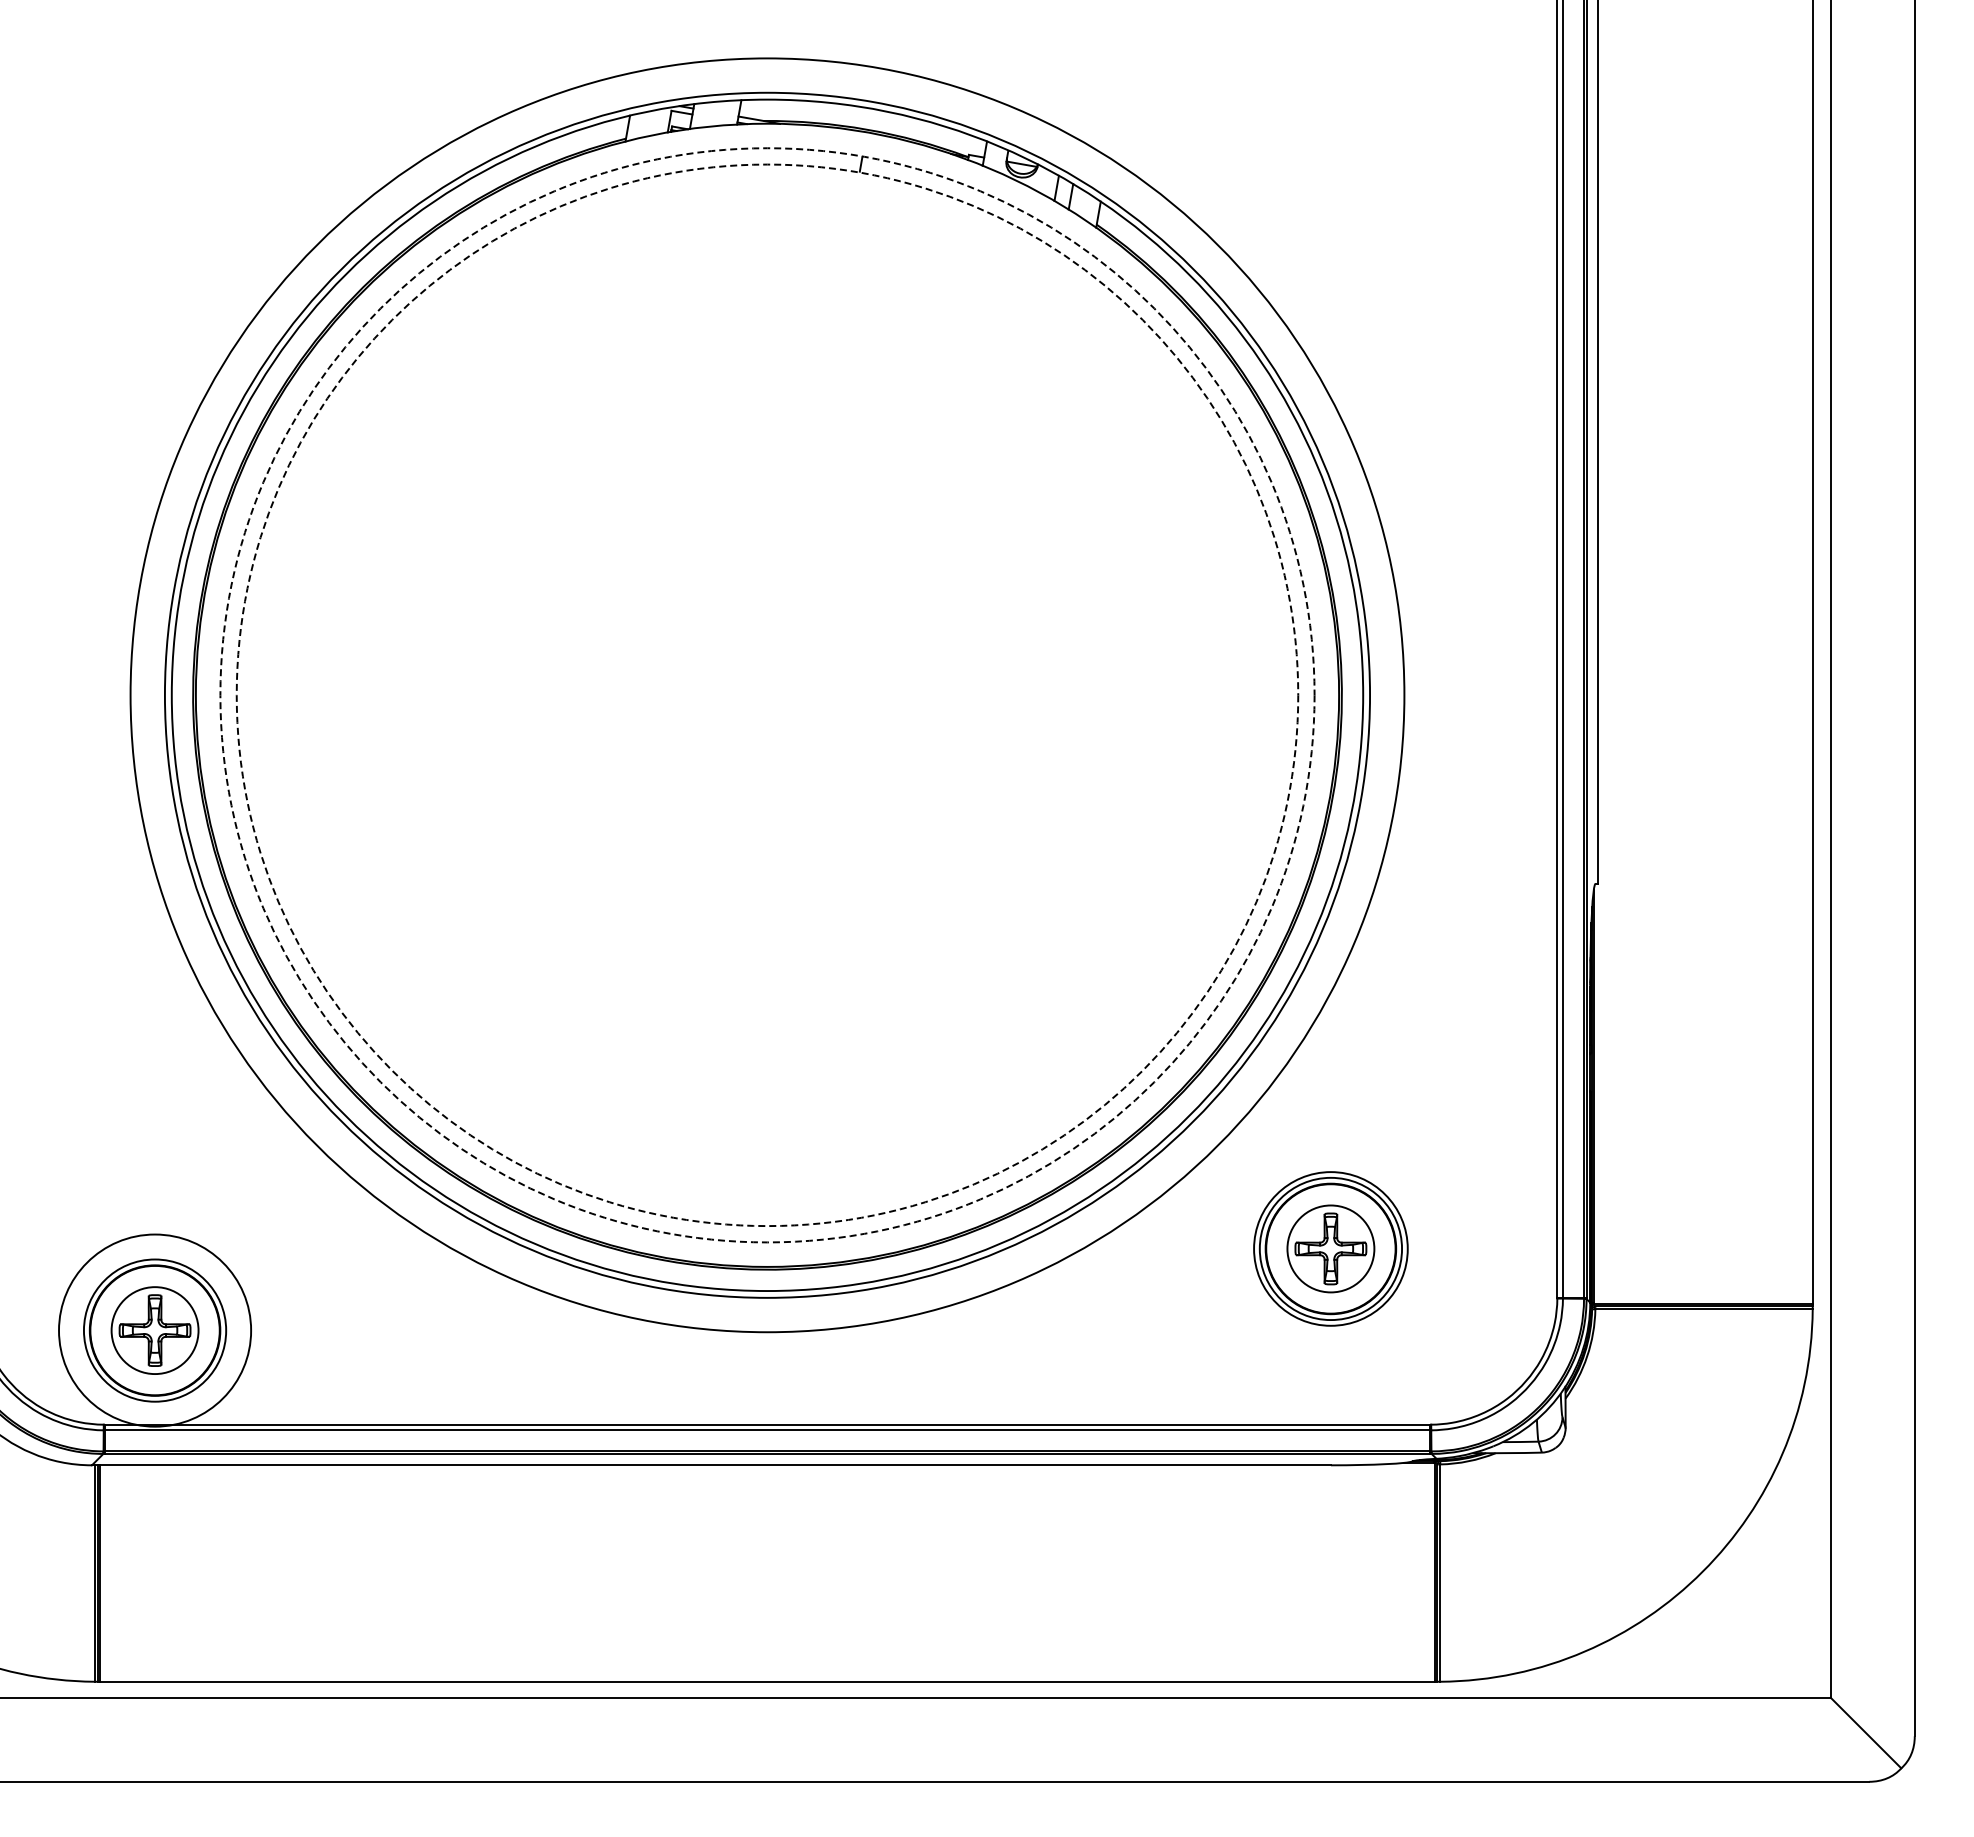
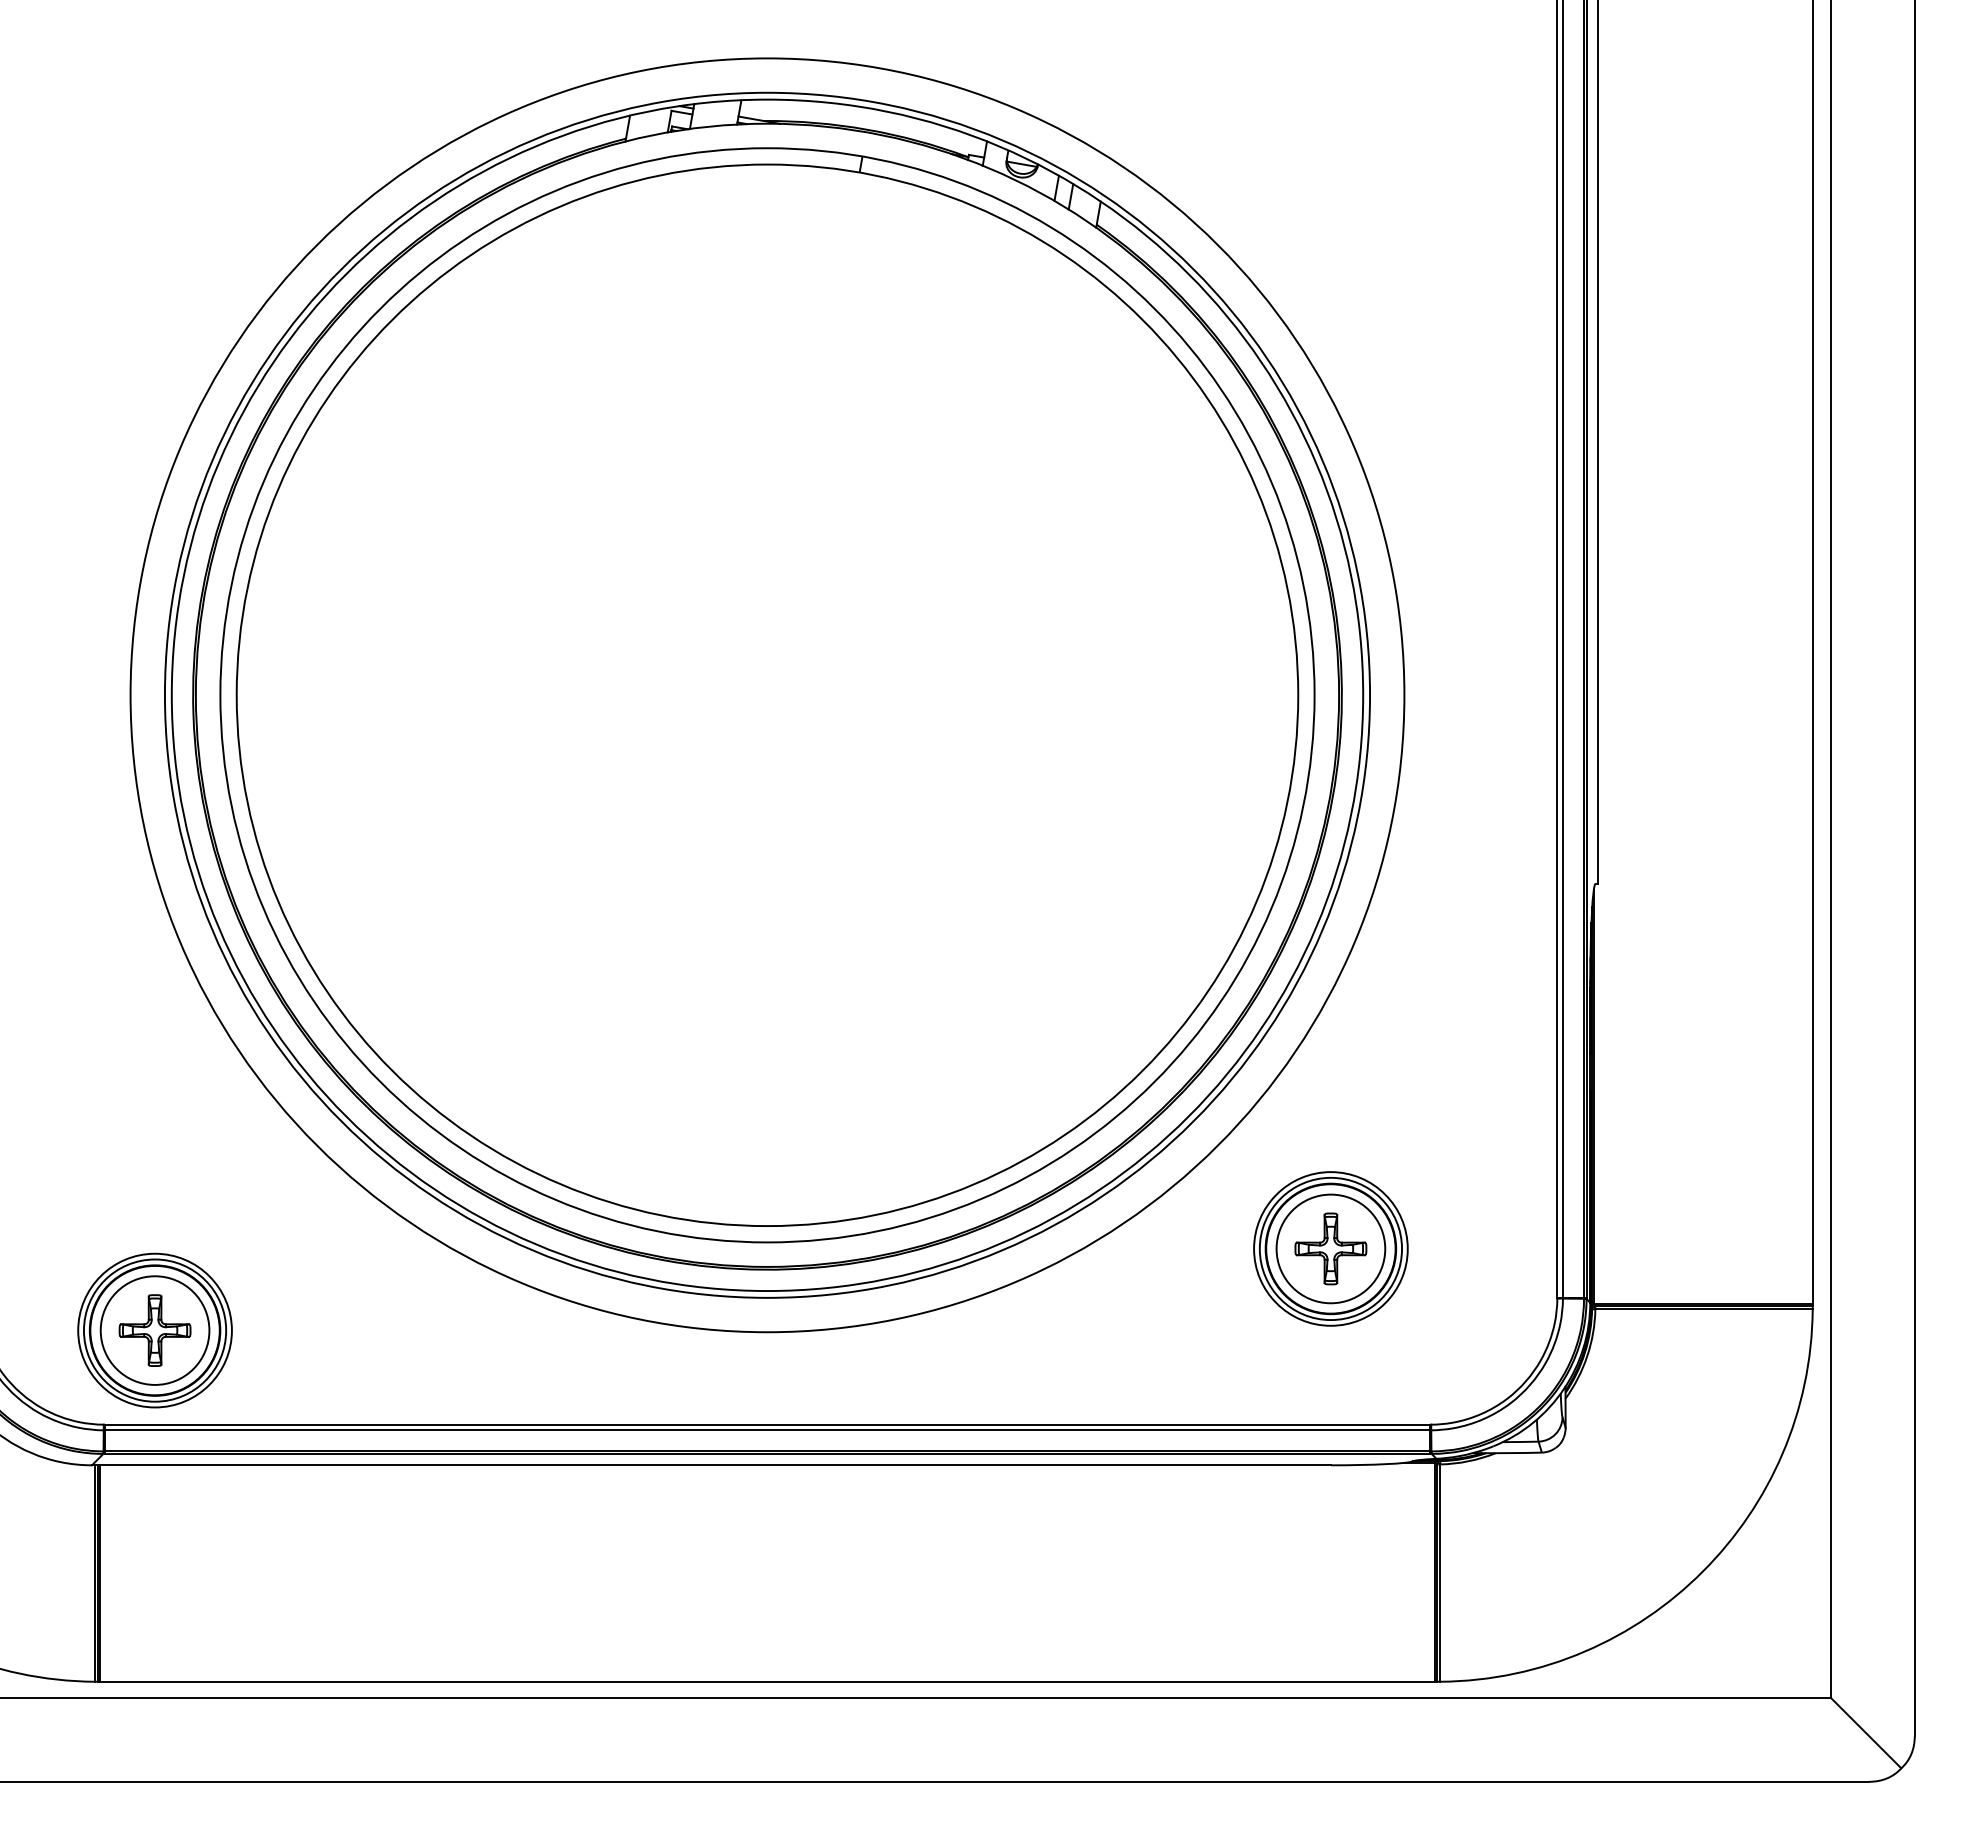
circle: dashed -> solid (767, 695)
circle: dashed -> solid (767, 695)
circle diameter: 87 px -> 109 px (1330, 1248)
circle diameter: 87 px -> 109 px (154, 1330)
circle diameter: 192 px -> 154 px (154, 1330)
